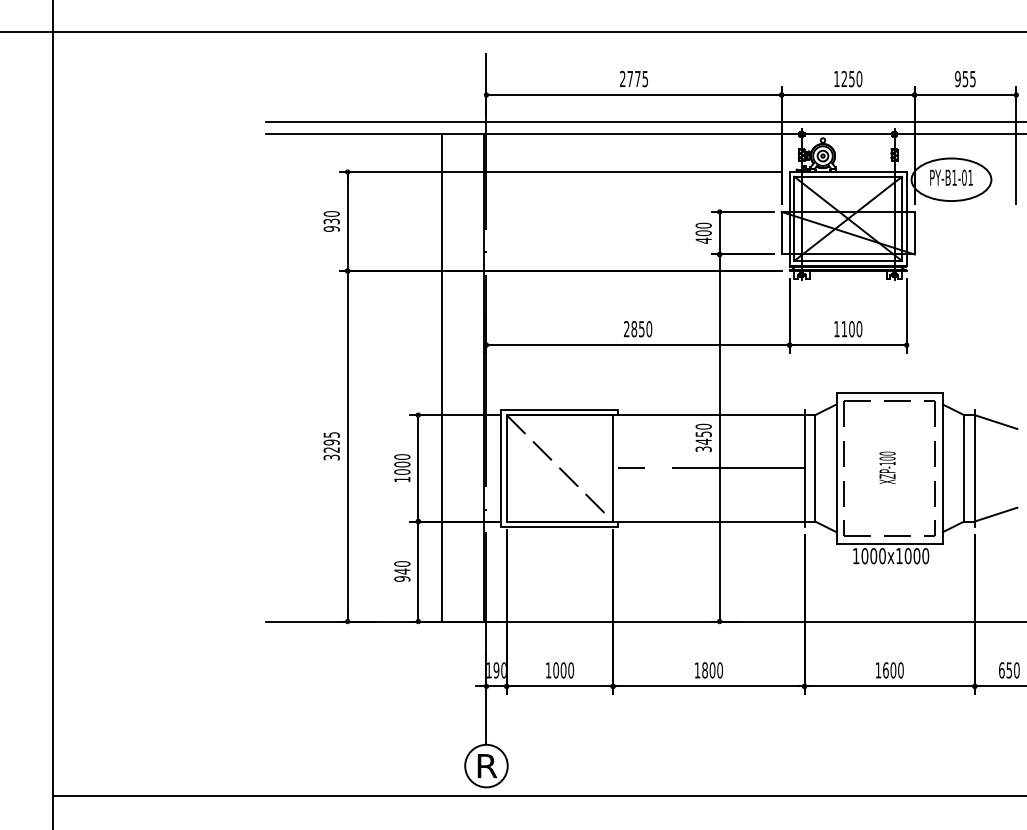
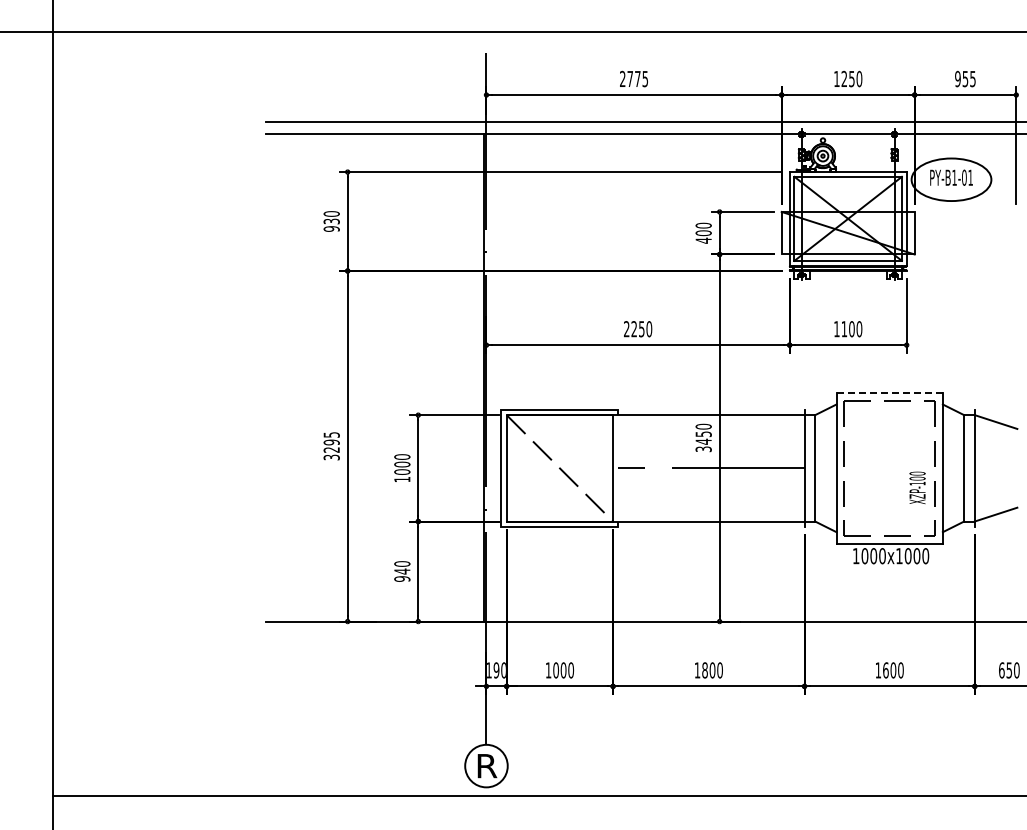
text: 2850 -> 2250 (634, 329)
line: present -> none (441, 377)
line: solid -> dashed (890, 392)
text position: (887, 467) -> (917, 487) (917, 487)
